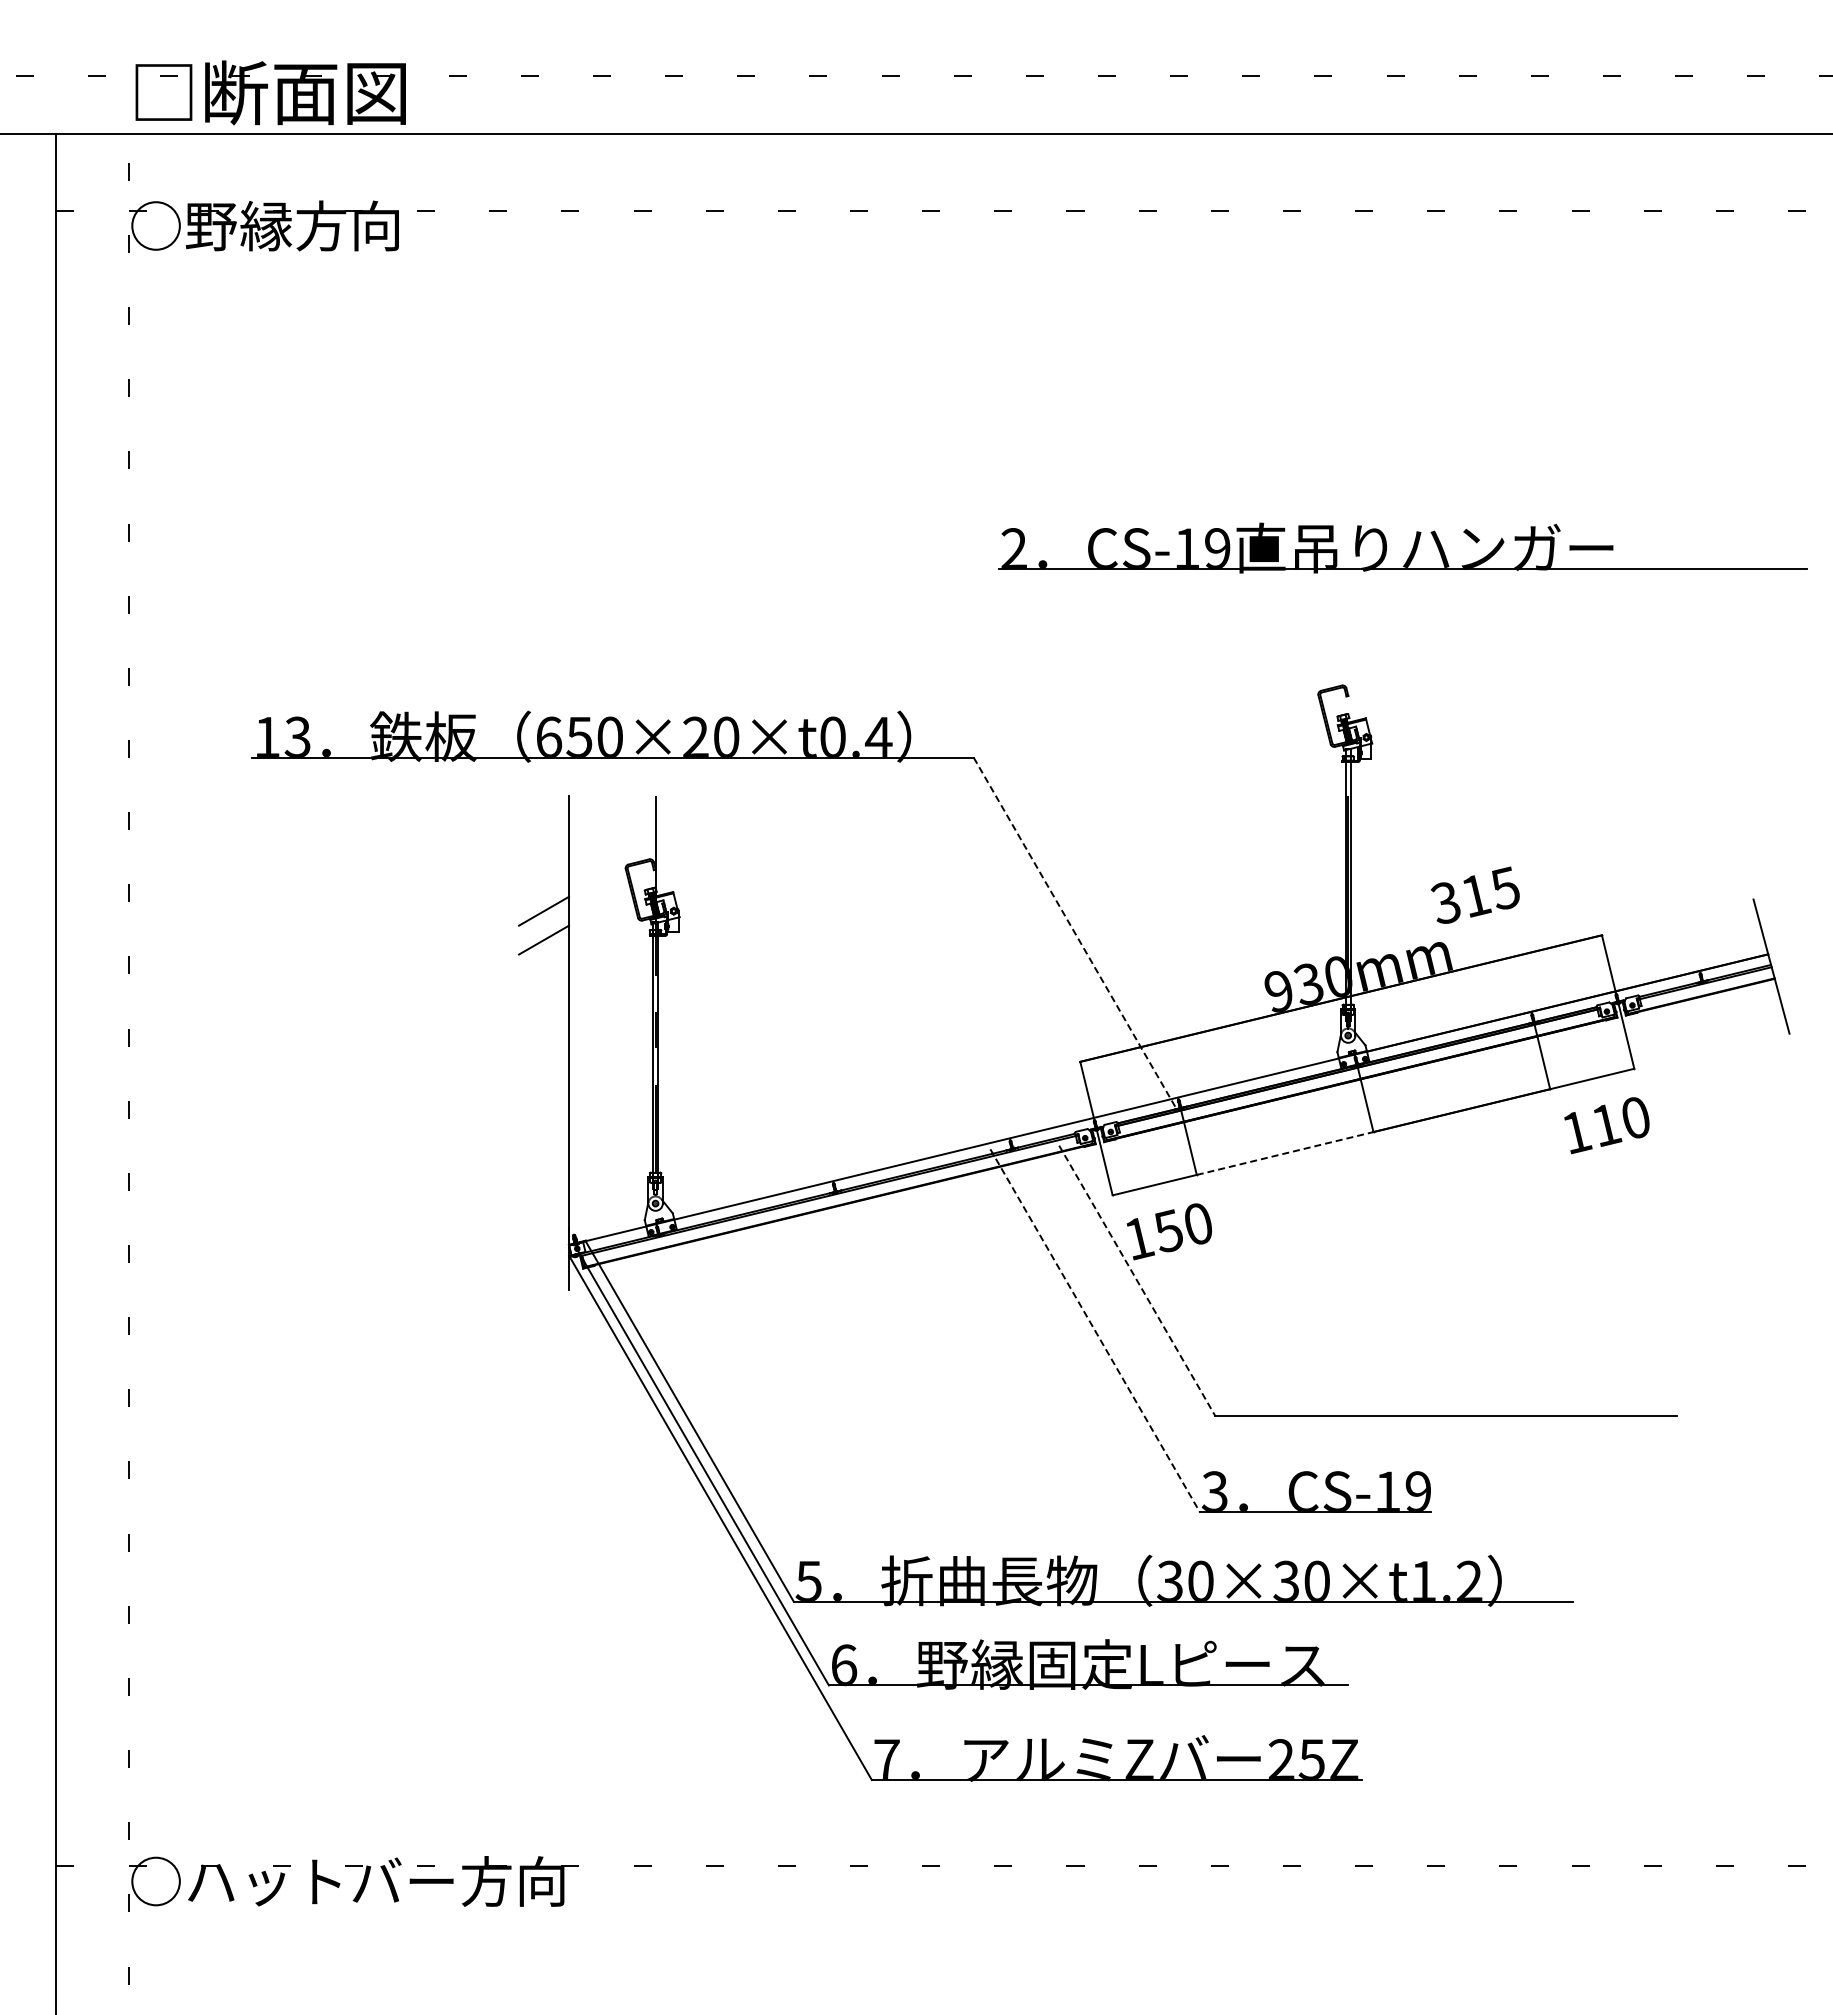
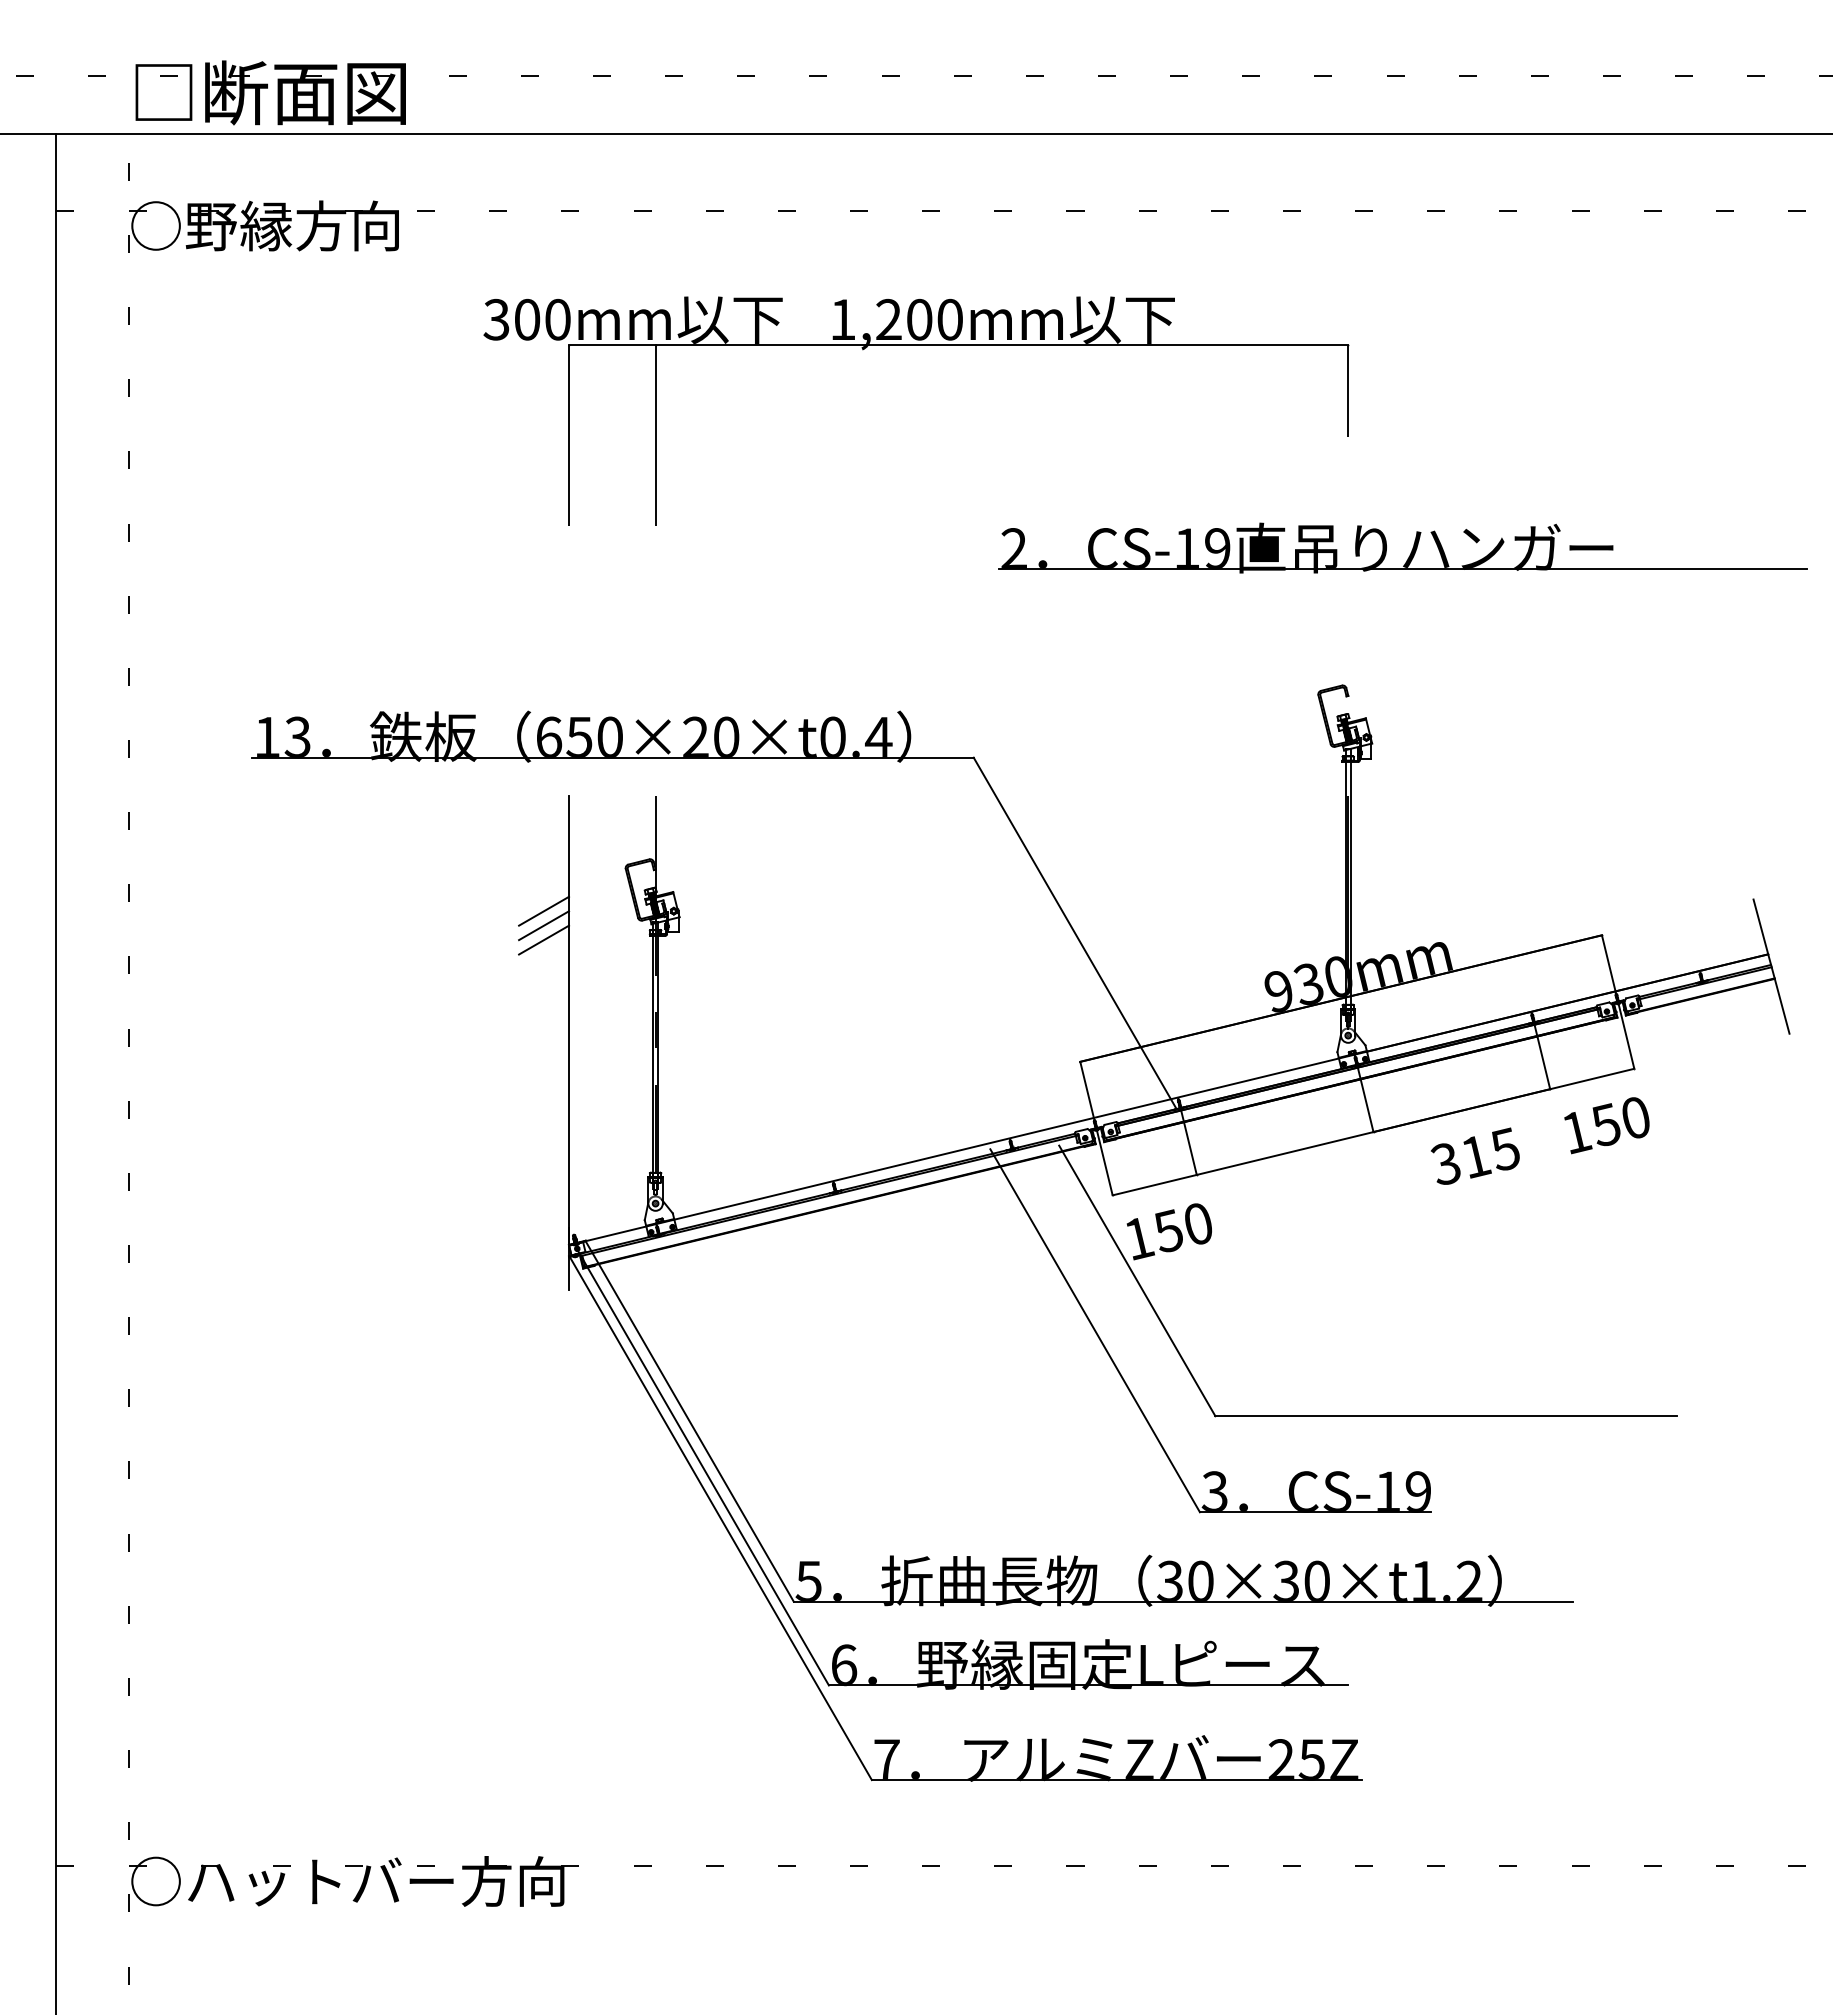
part: none -> present (916, 345)
text position: (1475, 894) -> (1475, 1155) (1475, 1155)
line: none -> present (544, 925)
line: dashed -> solid (1075, 933)
text: 110 -> 150 (1607, 1124)
line: dashed -> solid (1285, 1153)
line: dashed -> solid (1137, 1281)
line: dashed -> solid (1095, 1330)
